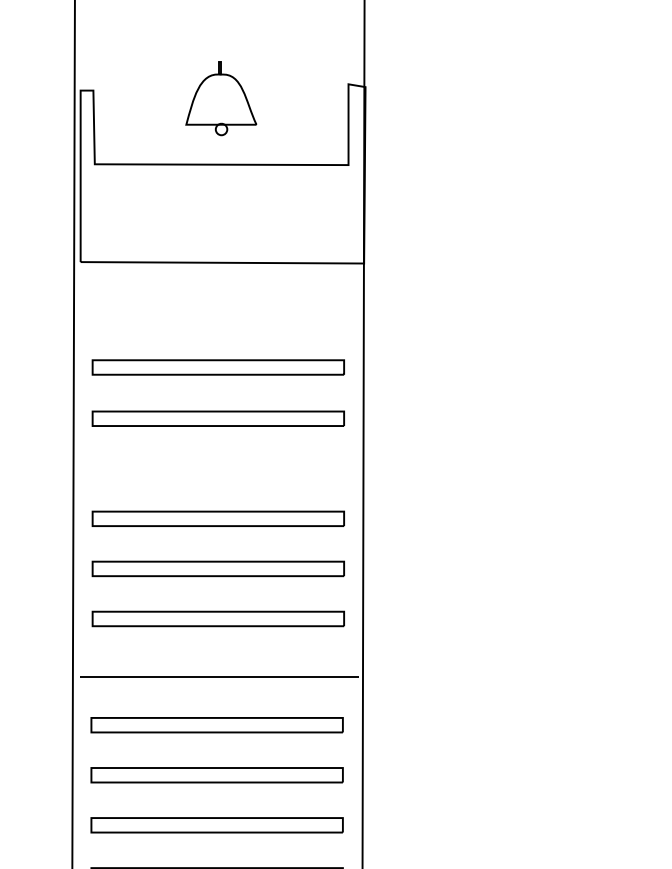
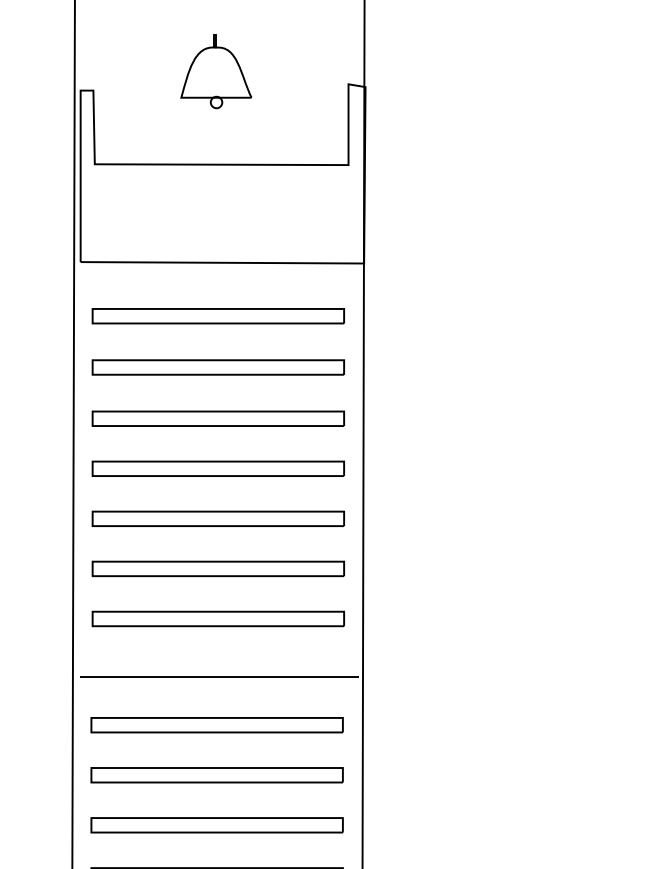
part position: (221, 98) -> (216, 71) (216, 71)
part: none -> present (217, 316)
part: none -> present (217, 468)
